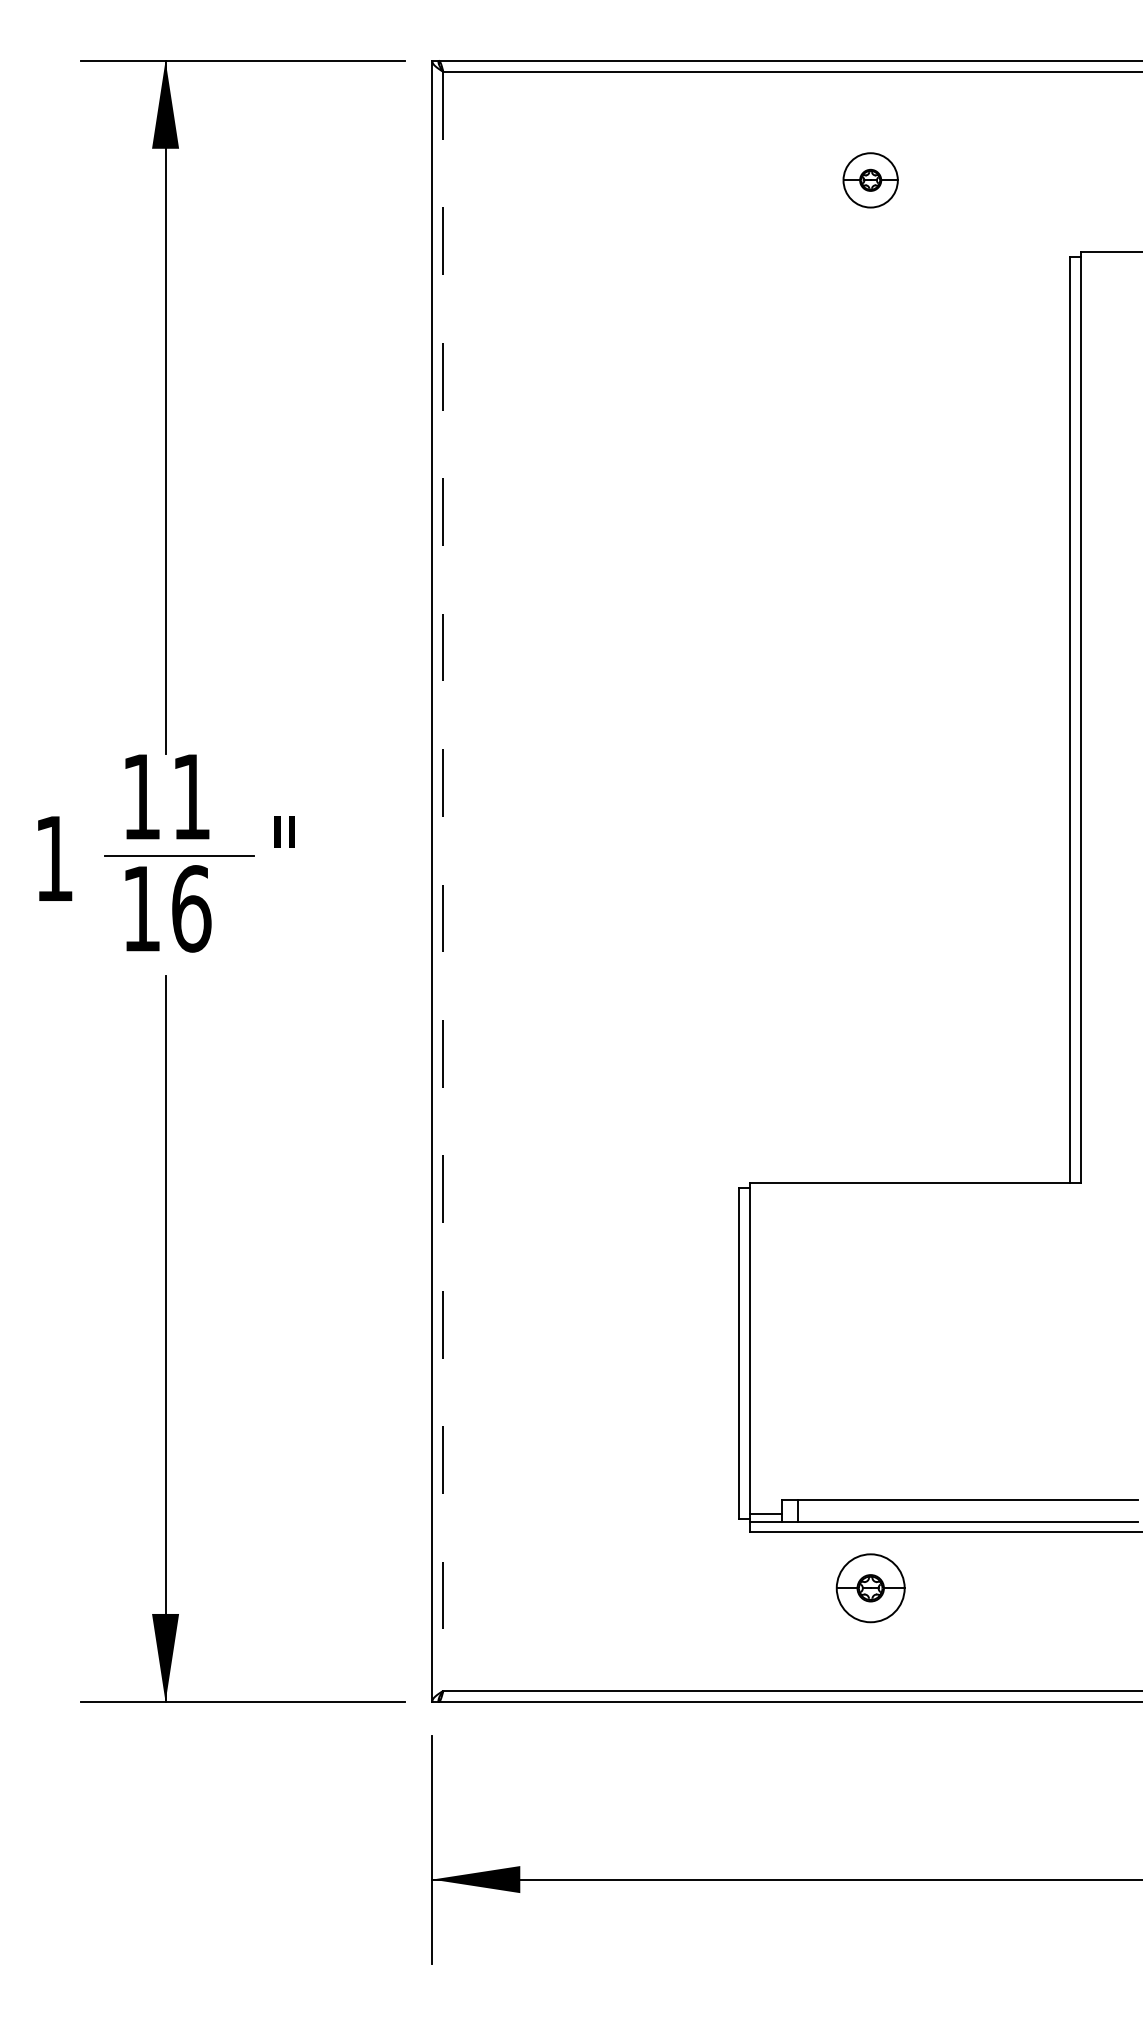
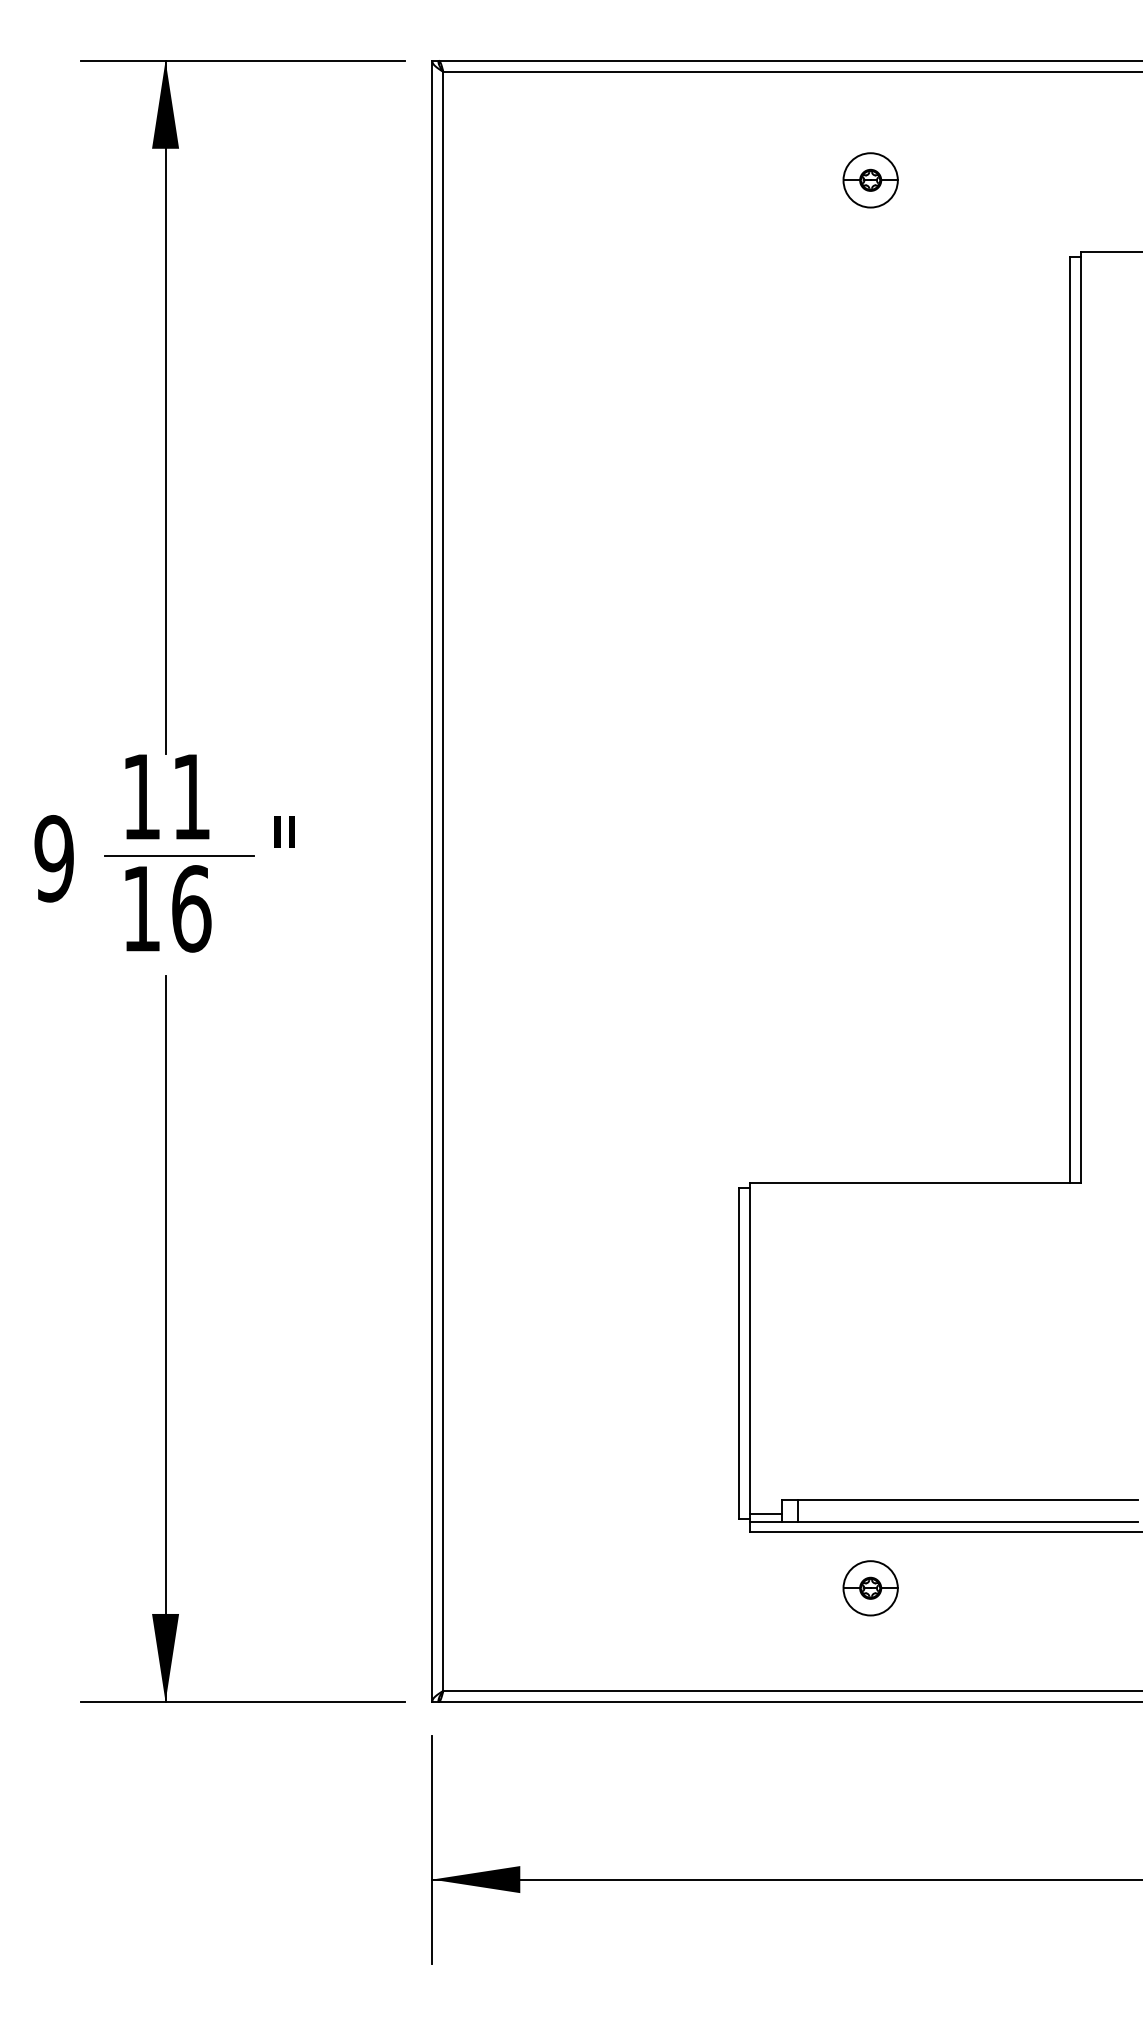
text: 1 -> 9 (53, 858)
line: dashed -> solid (443, 881)
part size: 71x71 px -> 57x57 px (870, 1588)
